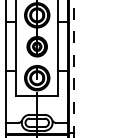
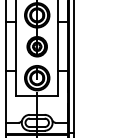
line: dashed -> solid (73, 67)
